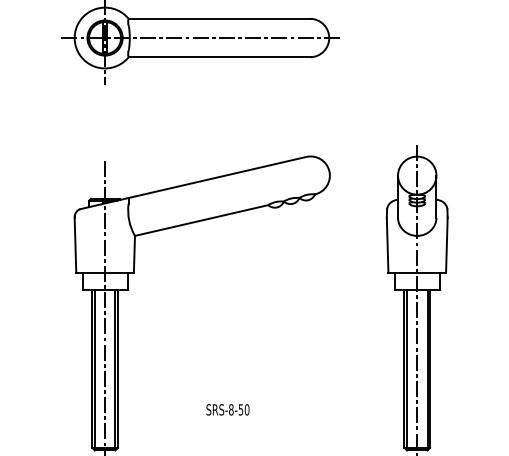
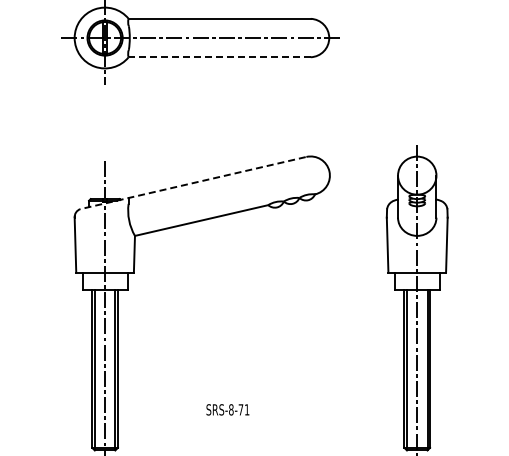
line: solid -> dashed (219, 57)
line: solid -> dashed (193, 183)
text: SRS-8-50 -> SRS-8-71 (243, 409)
